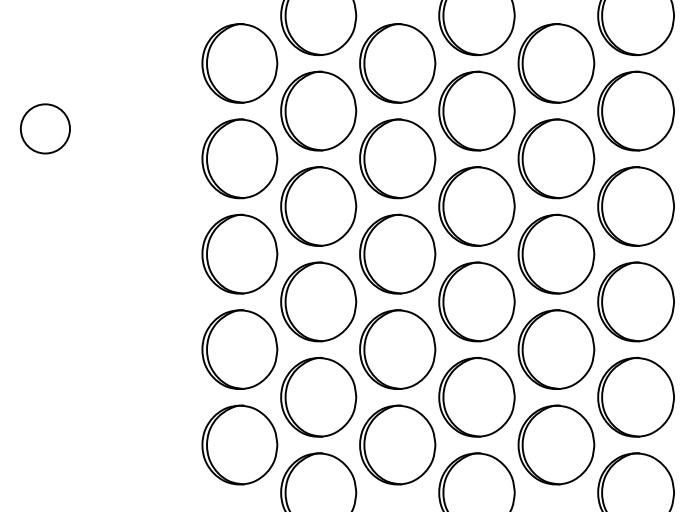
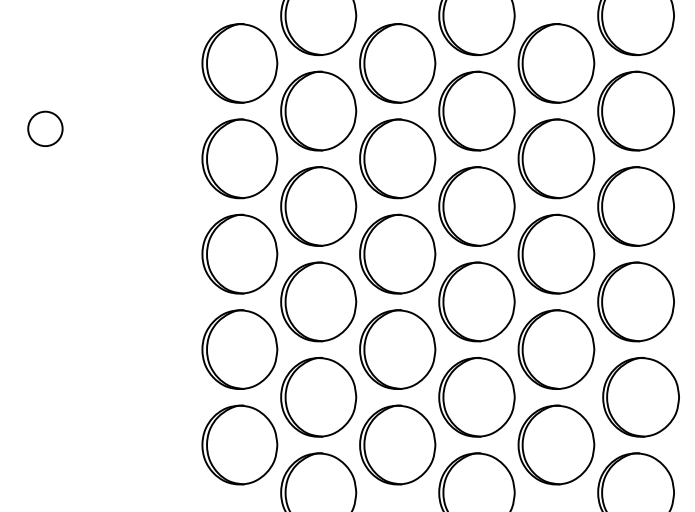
circle diameter: 49 px -> 34 px (45, 128)
part position: (635, 396) -> (640, 396) (640, 396)
